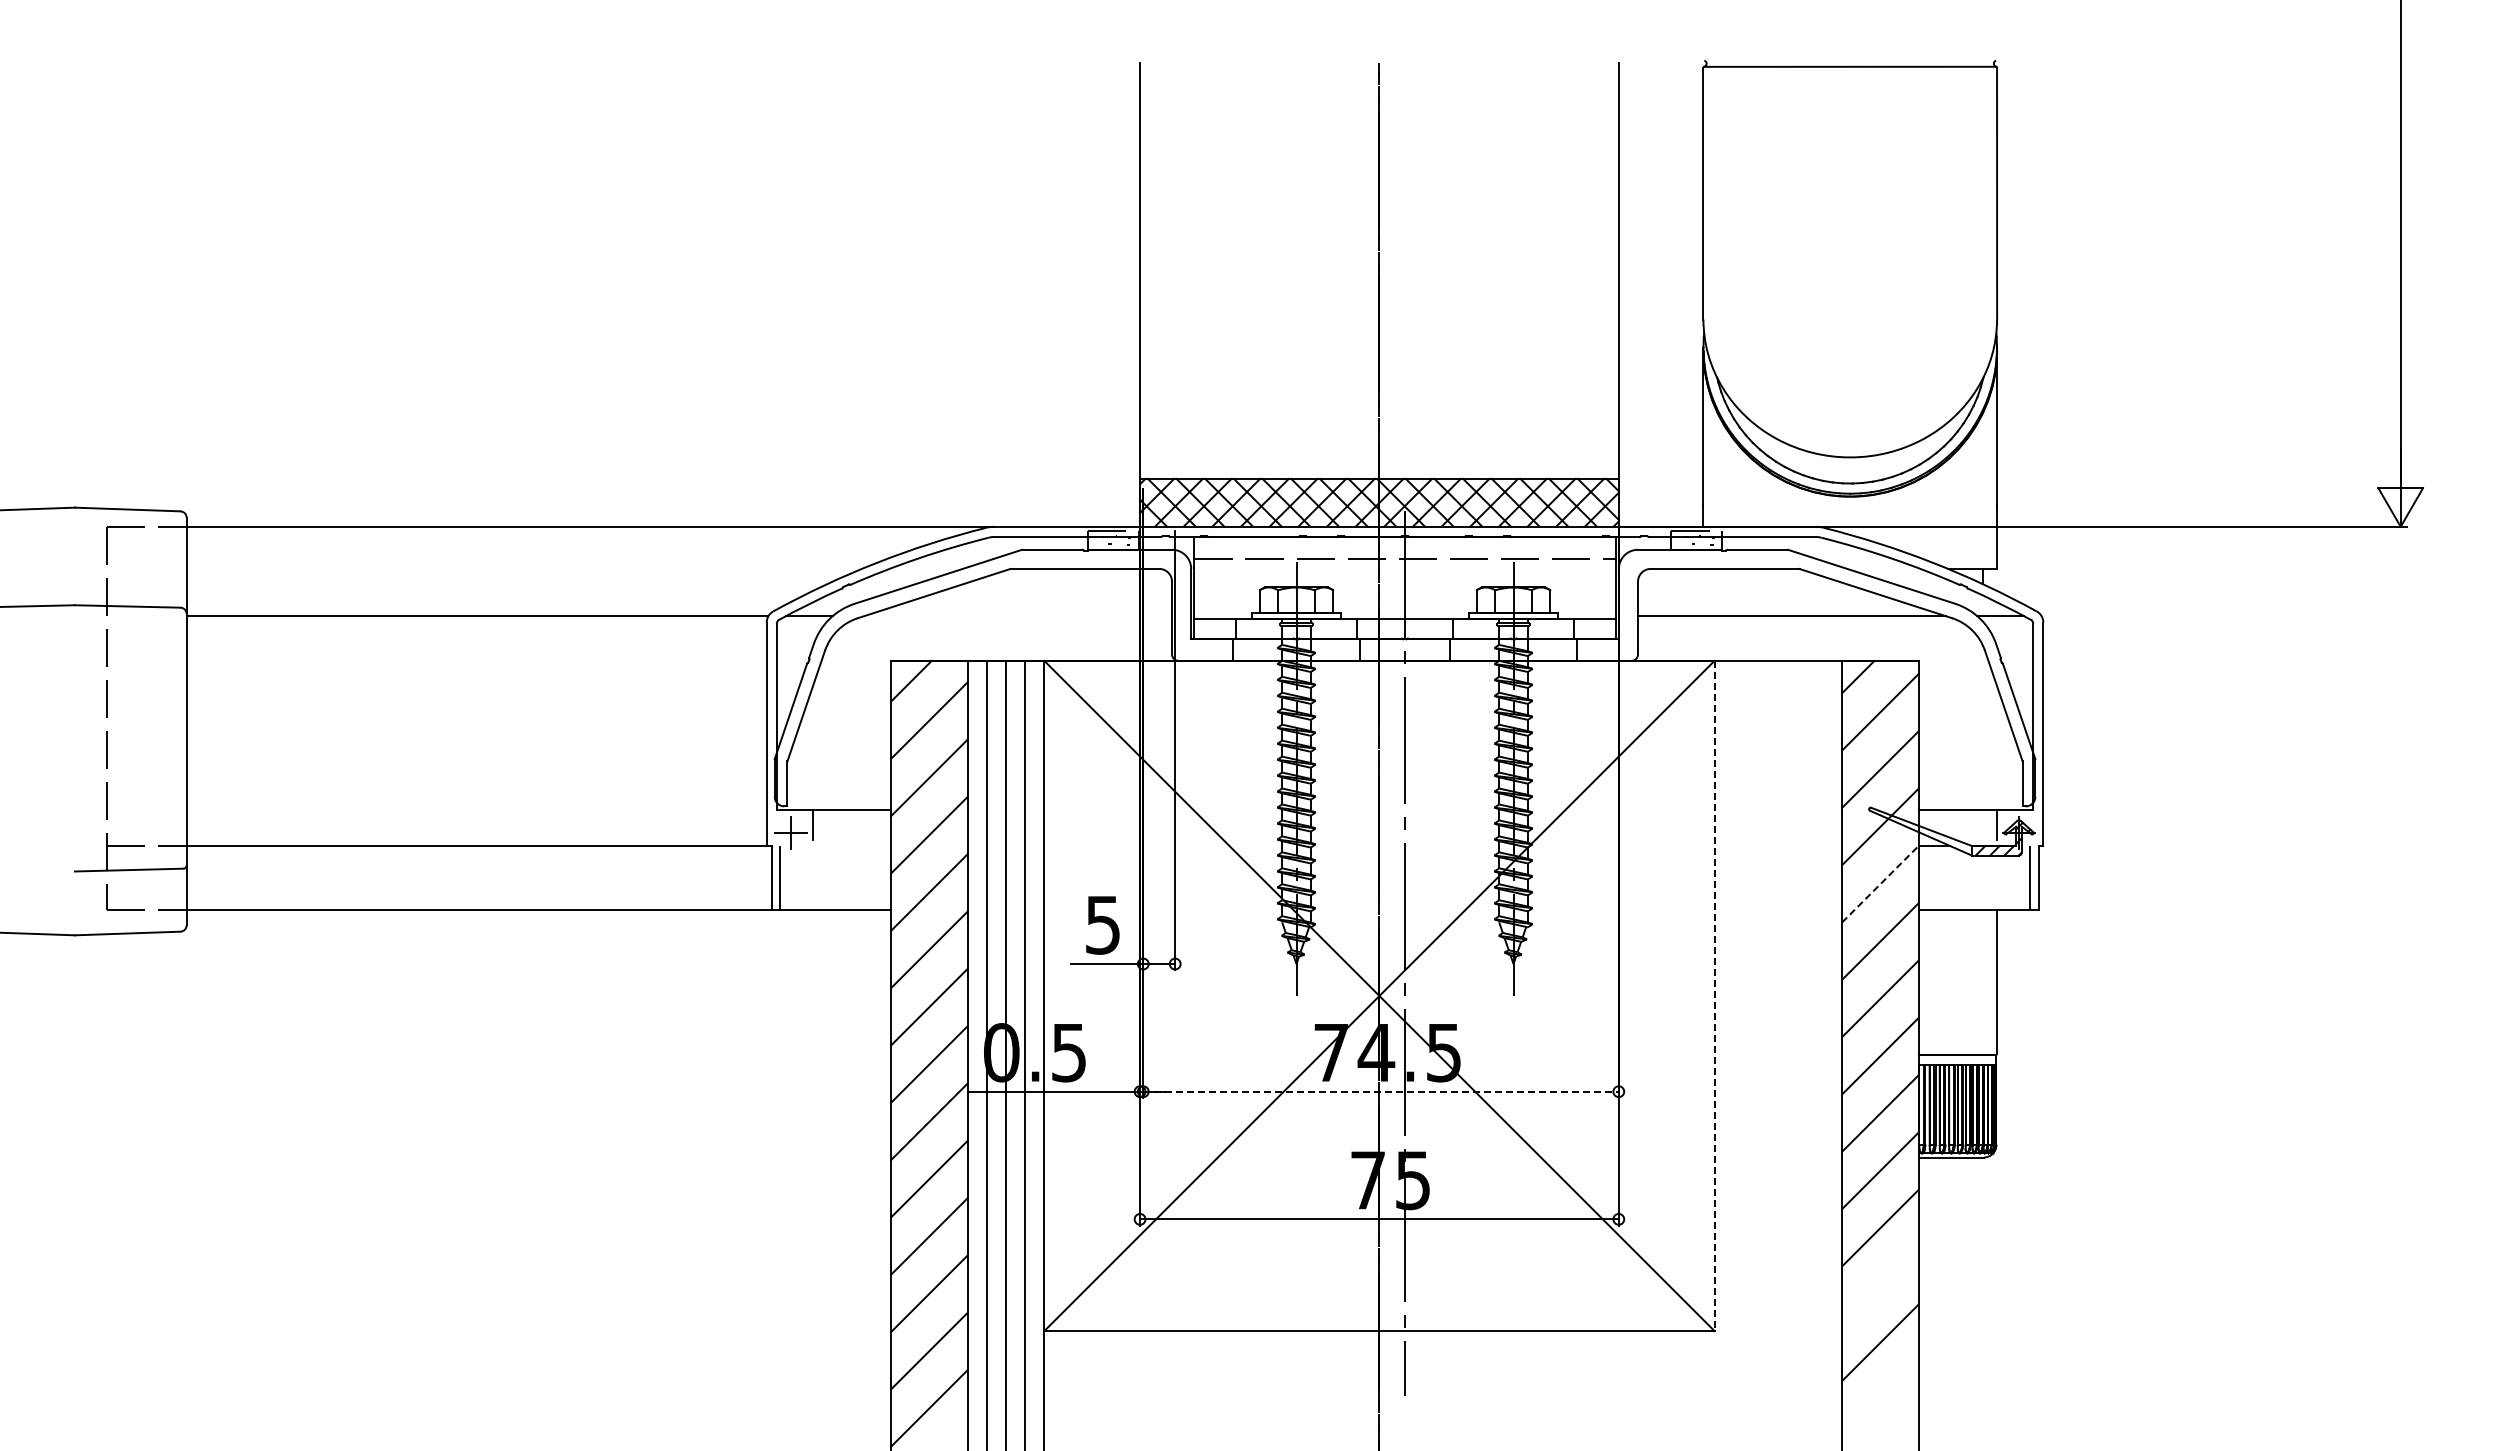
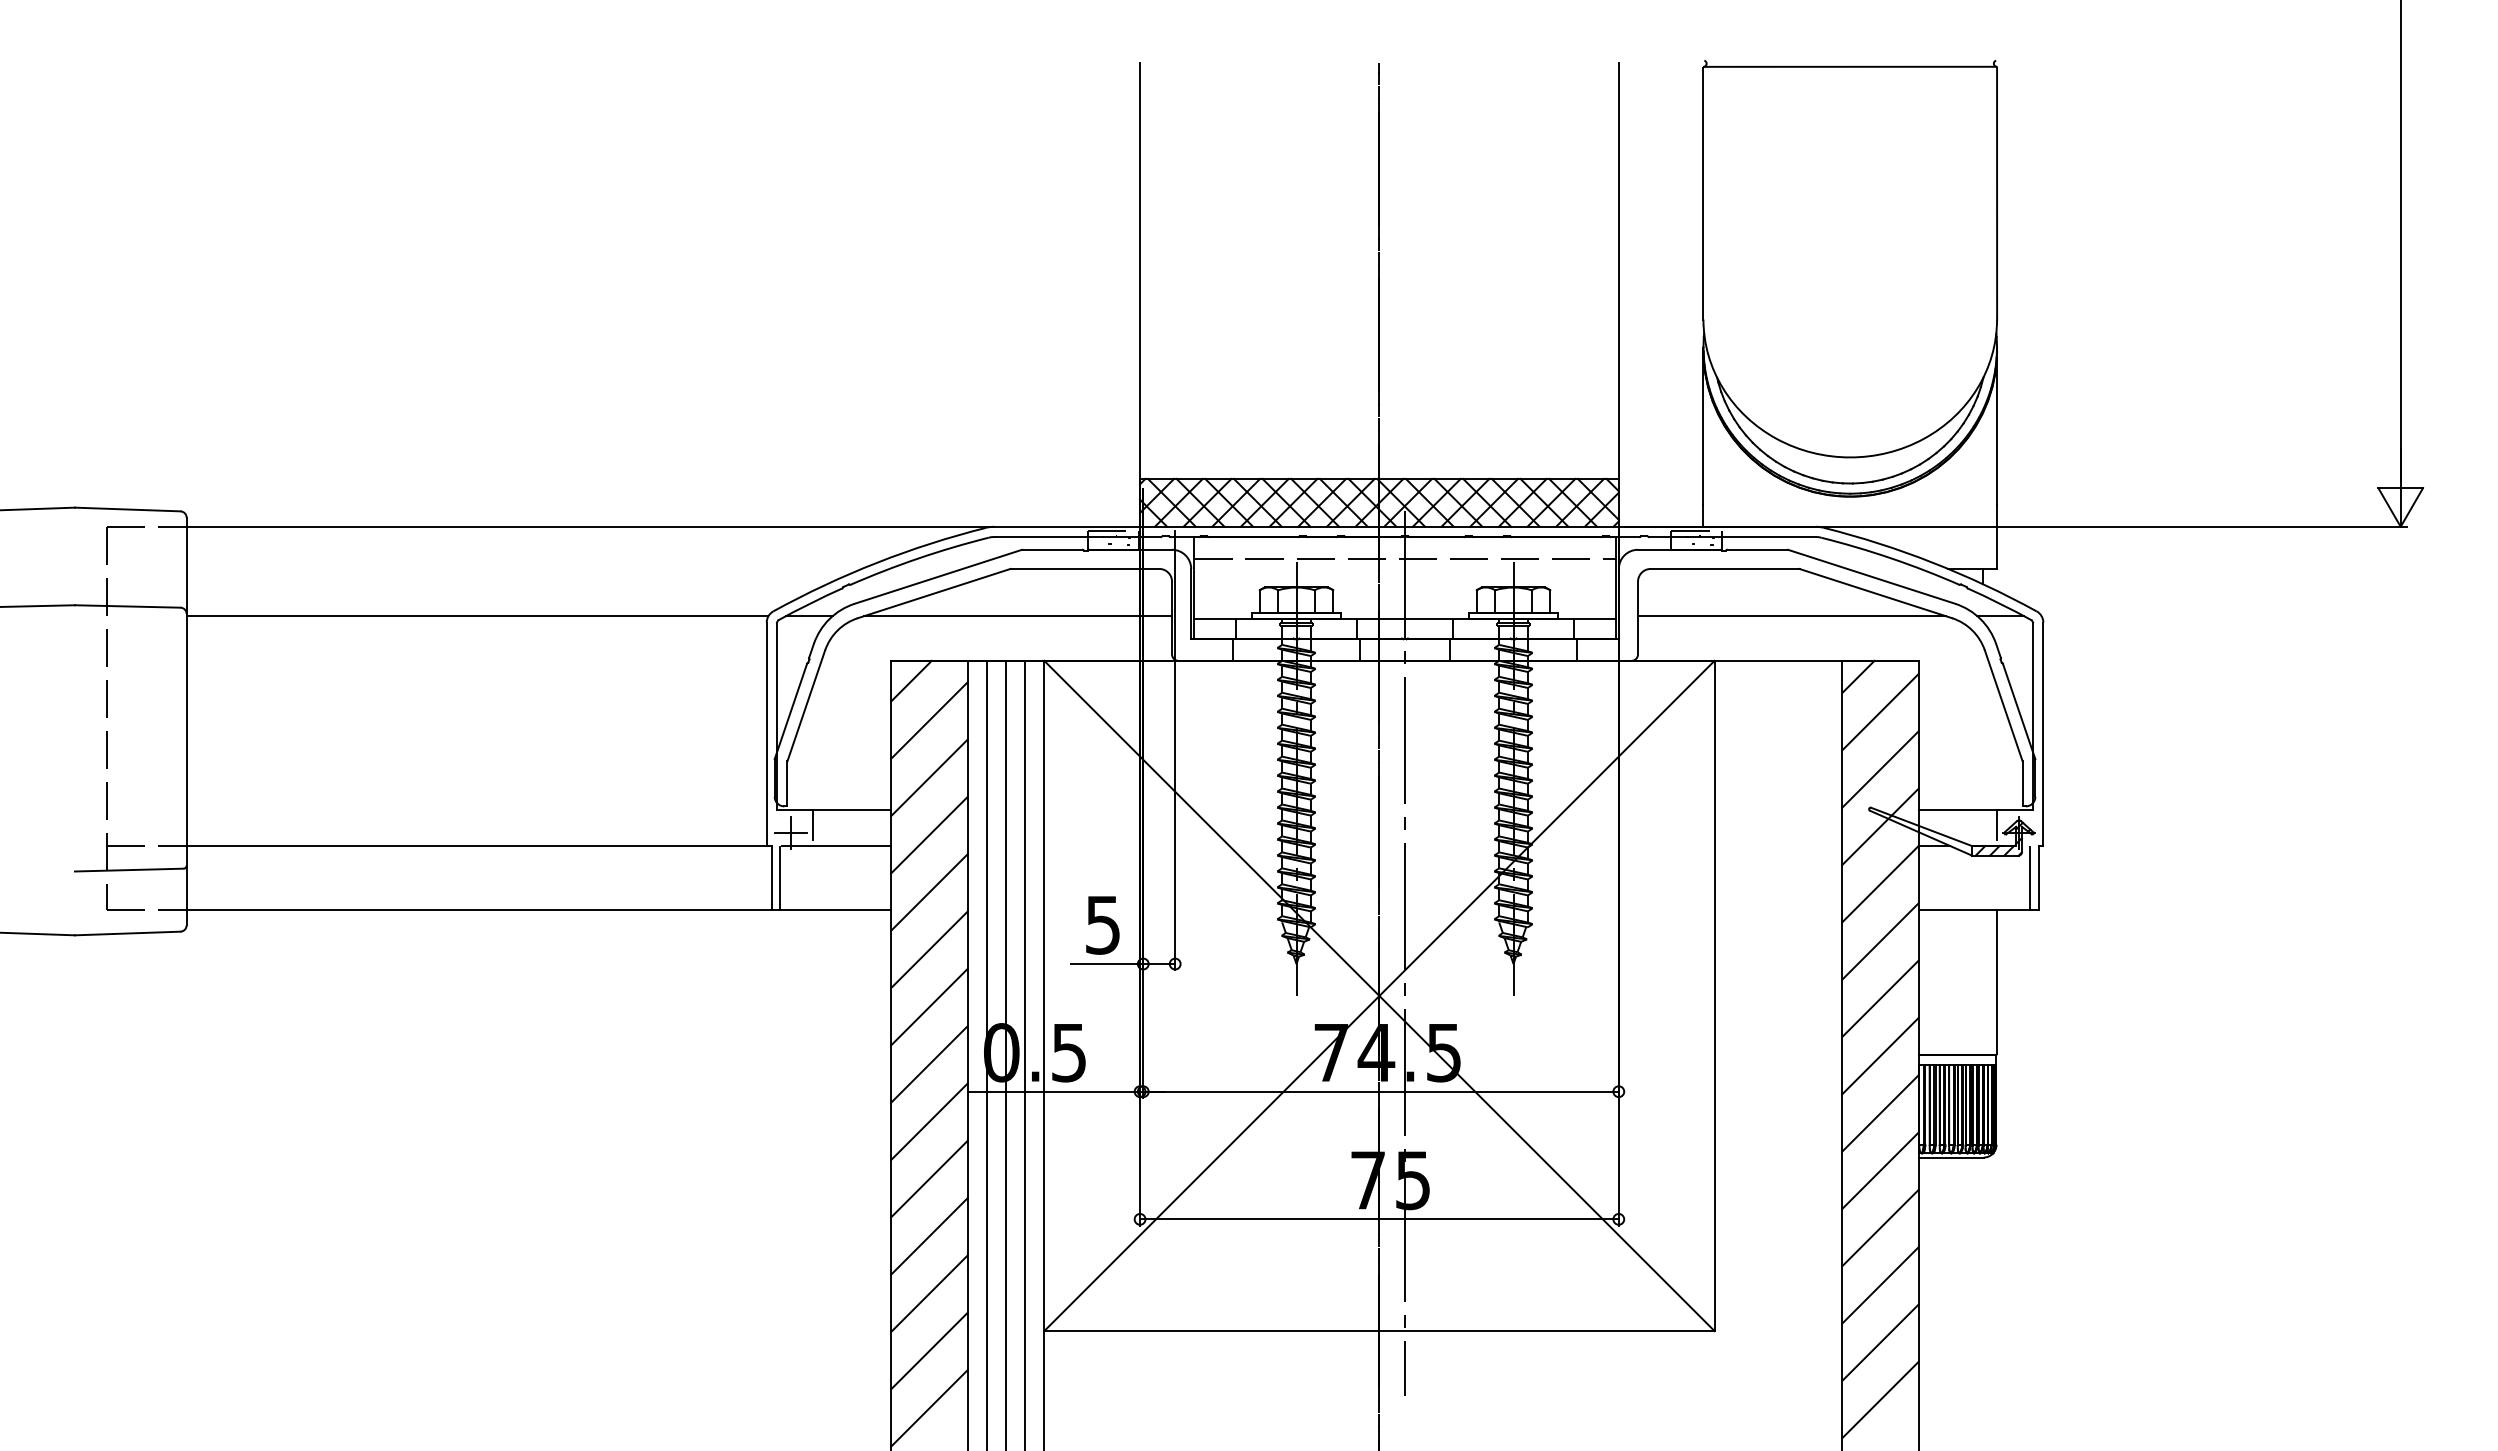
line: none -> present (1018, 616)
line: none -> present (836, 845)
line: dashed -> solid (1880, 883)
line: dashed -> solid (1714, 996)
line: dashed -> solid (1381, 1091)
line: none -> present (1880, 1285)
line: none -> present (1880, 1399)
